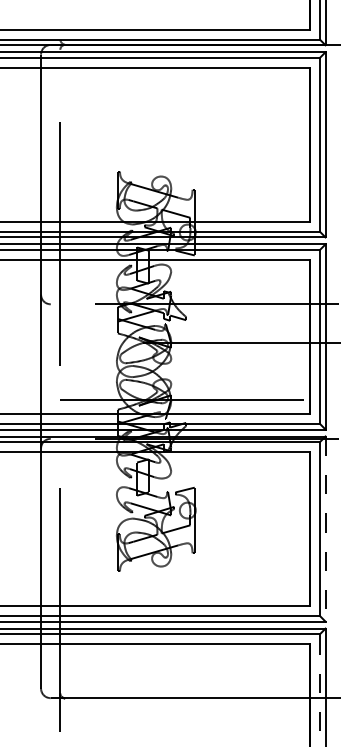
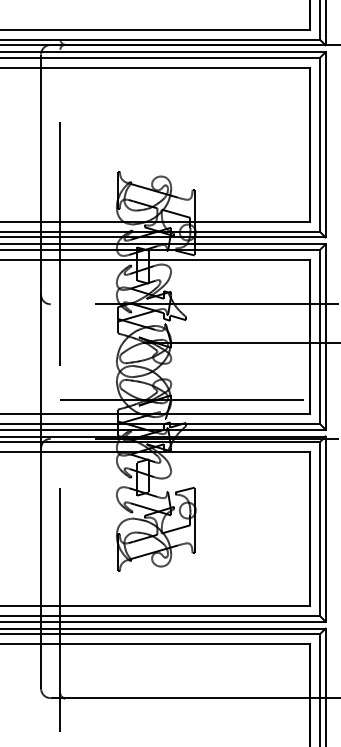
line: dashed -> solid (325, 529)
line: dashed -> solid (320, 689)
